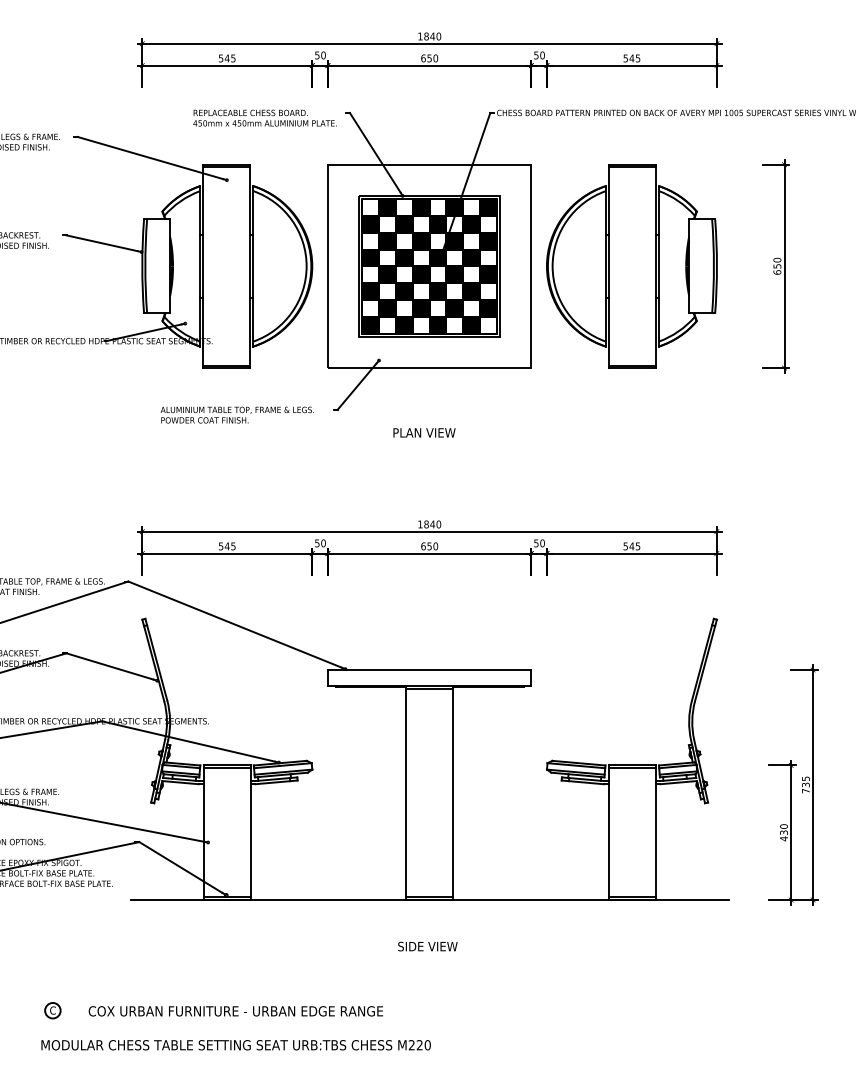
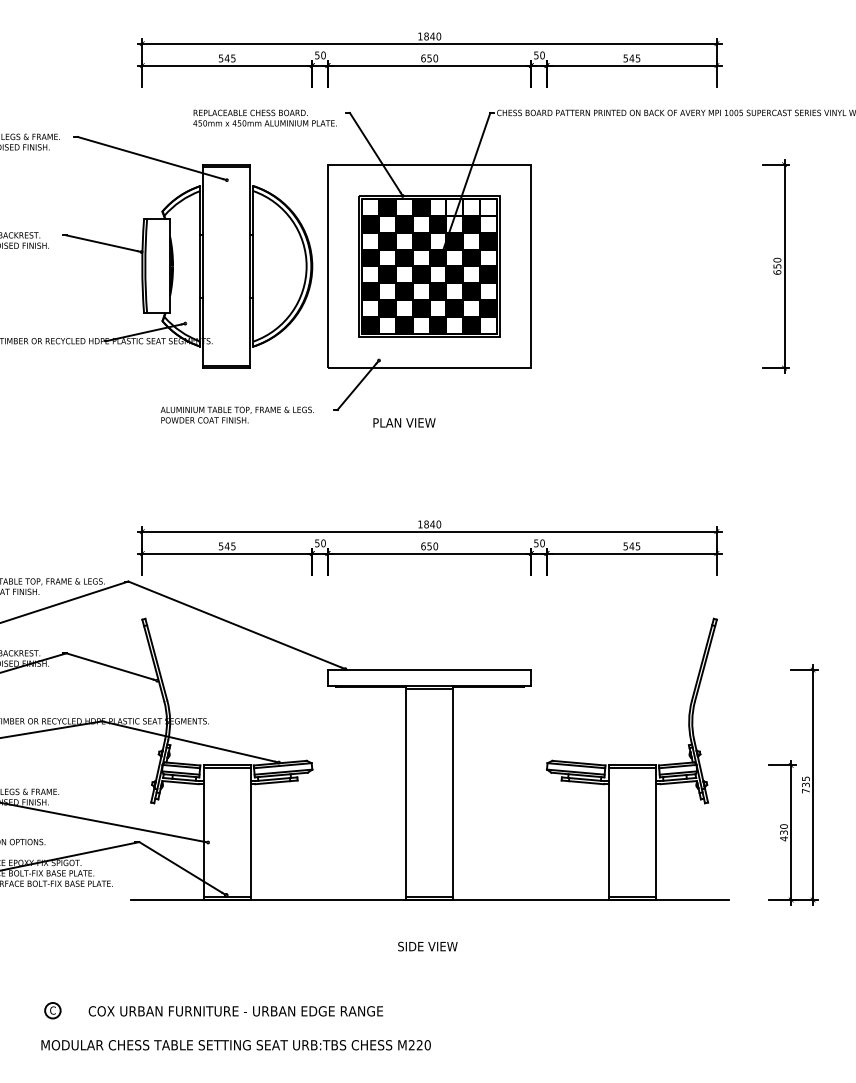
fill: present -> none (454, 207)
fill: present -> none (488, 207)
part: present -> none (631, 266)
text position: (424, 432) -> (404, 422) (404, 422)
